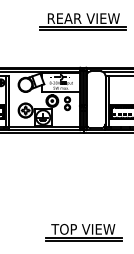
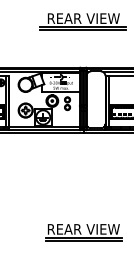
text: TOP VIEW -> REAR VIEW (83, 229)
